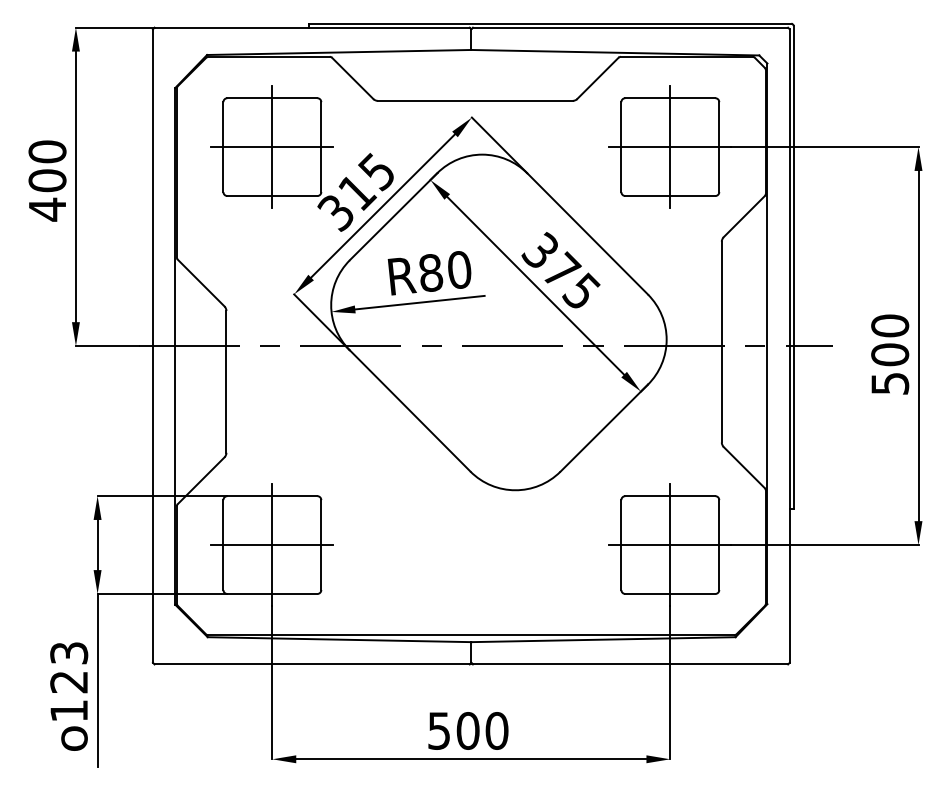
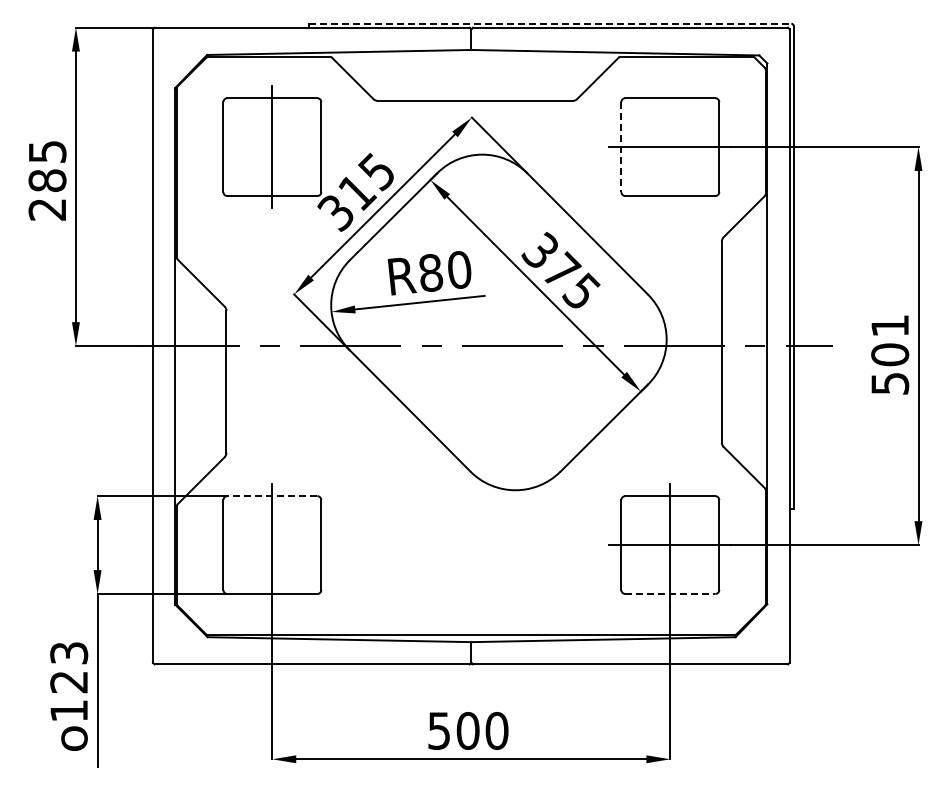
line: solid -> dashed (550, 23)
line: present -> none (272, 147)
line: solid -> dashed (621, 147)
line: present -> none (670, 147)
text: 400 -> 285 (47, 180)
text: 500 -> 501 (890, 325)
line: solid -> dashed (272, 496)
line: present -> none (272, 545)
line: solid -> dashed (670, 593)
